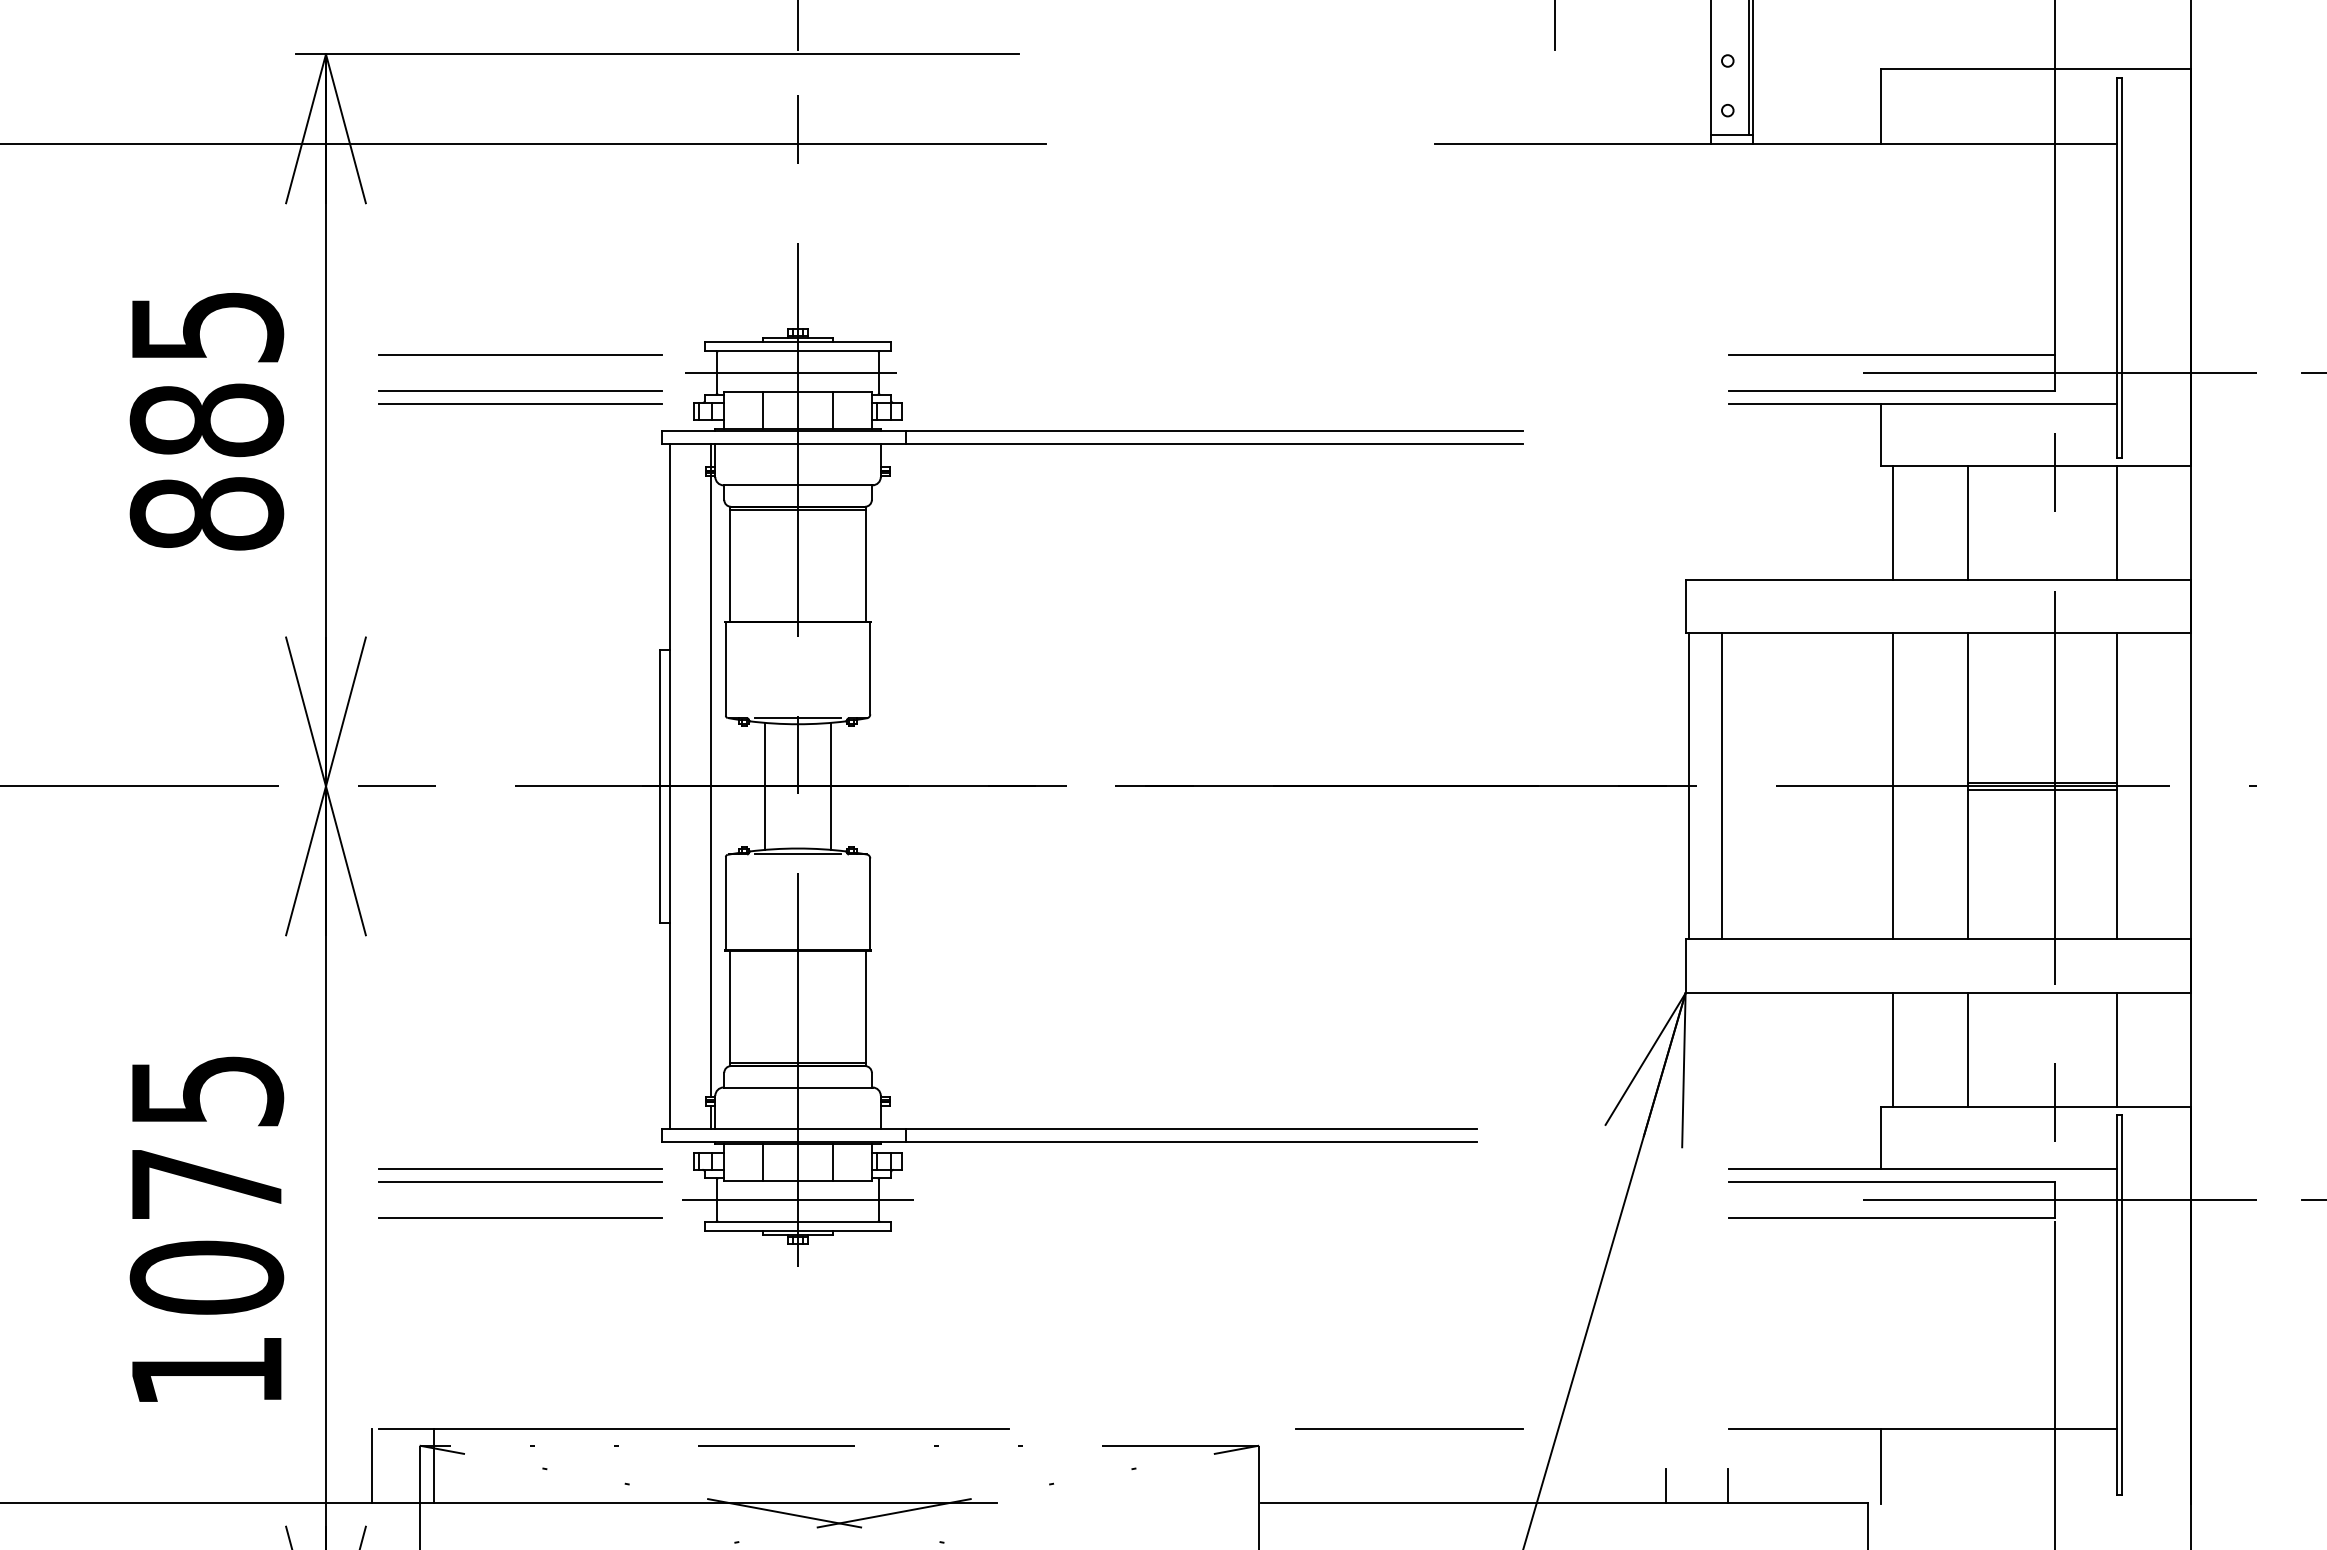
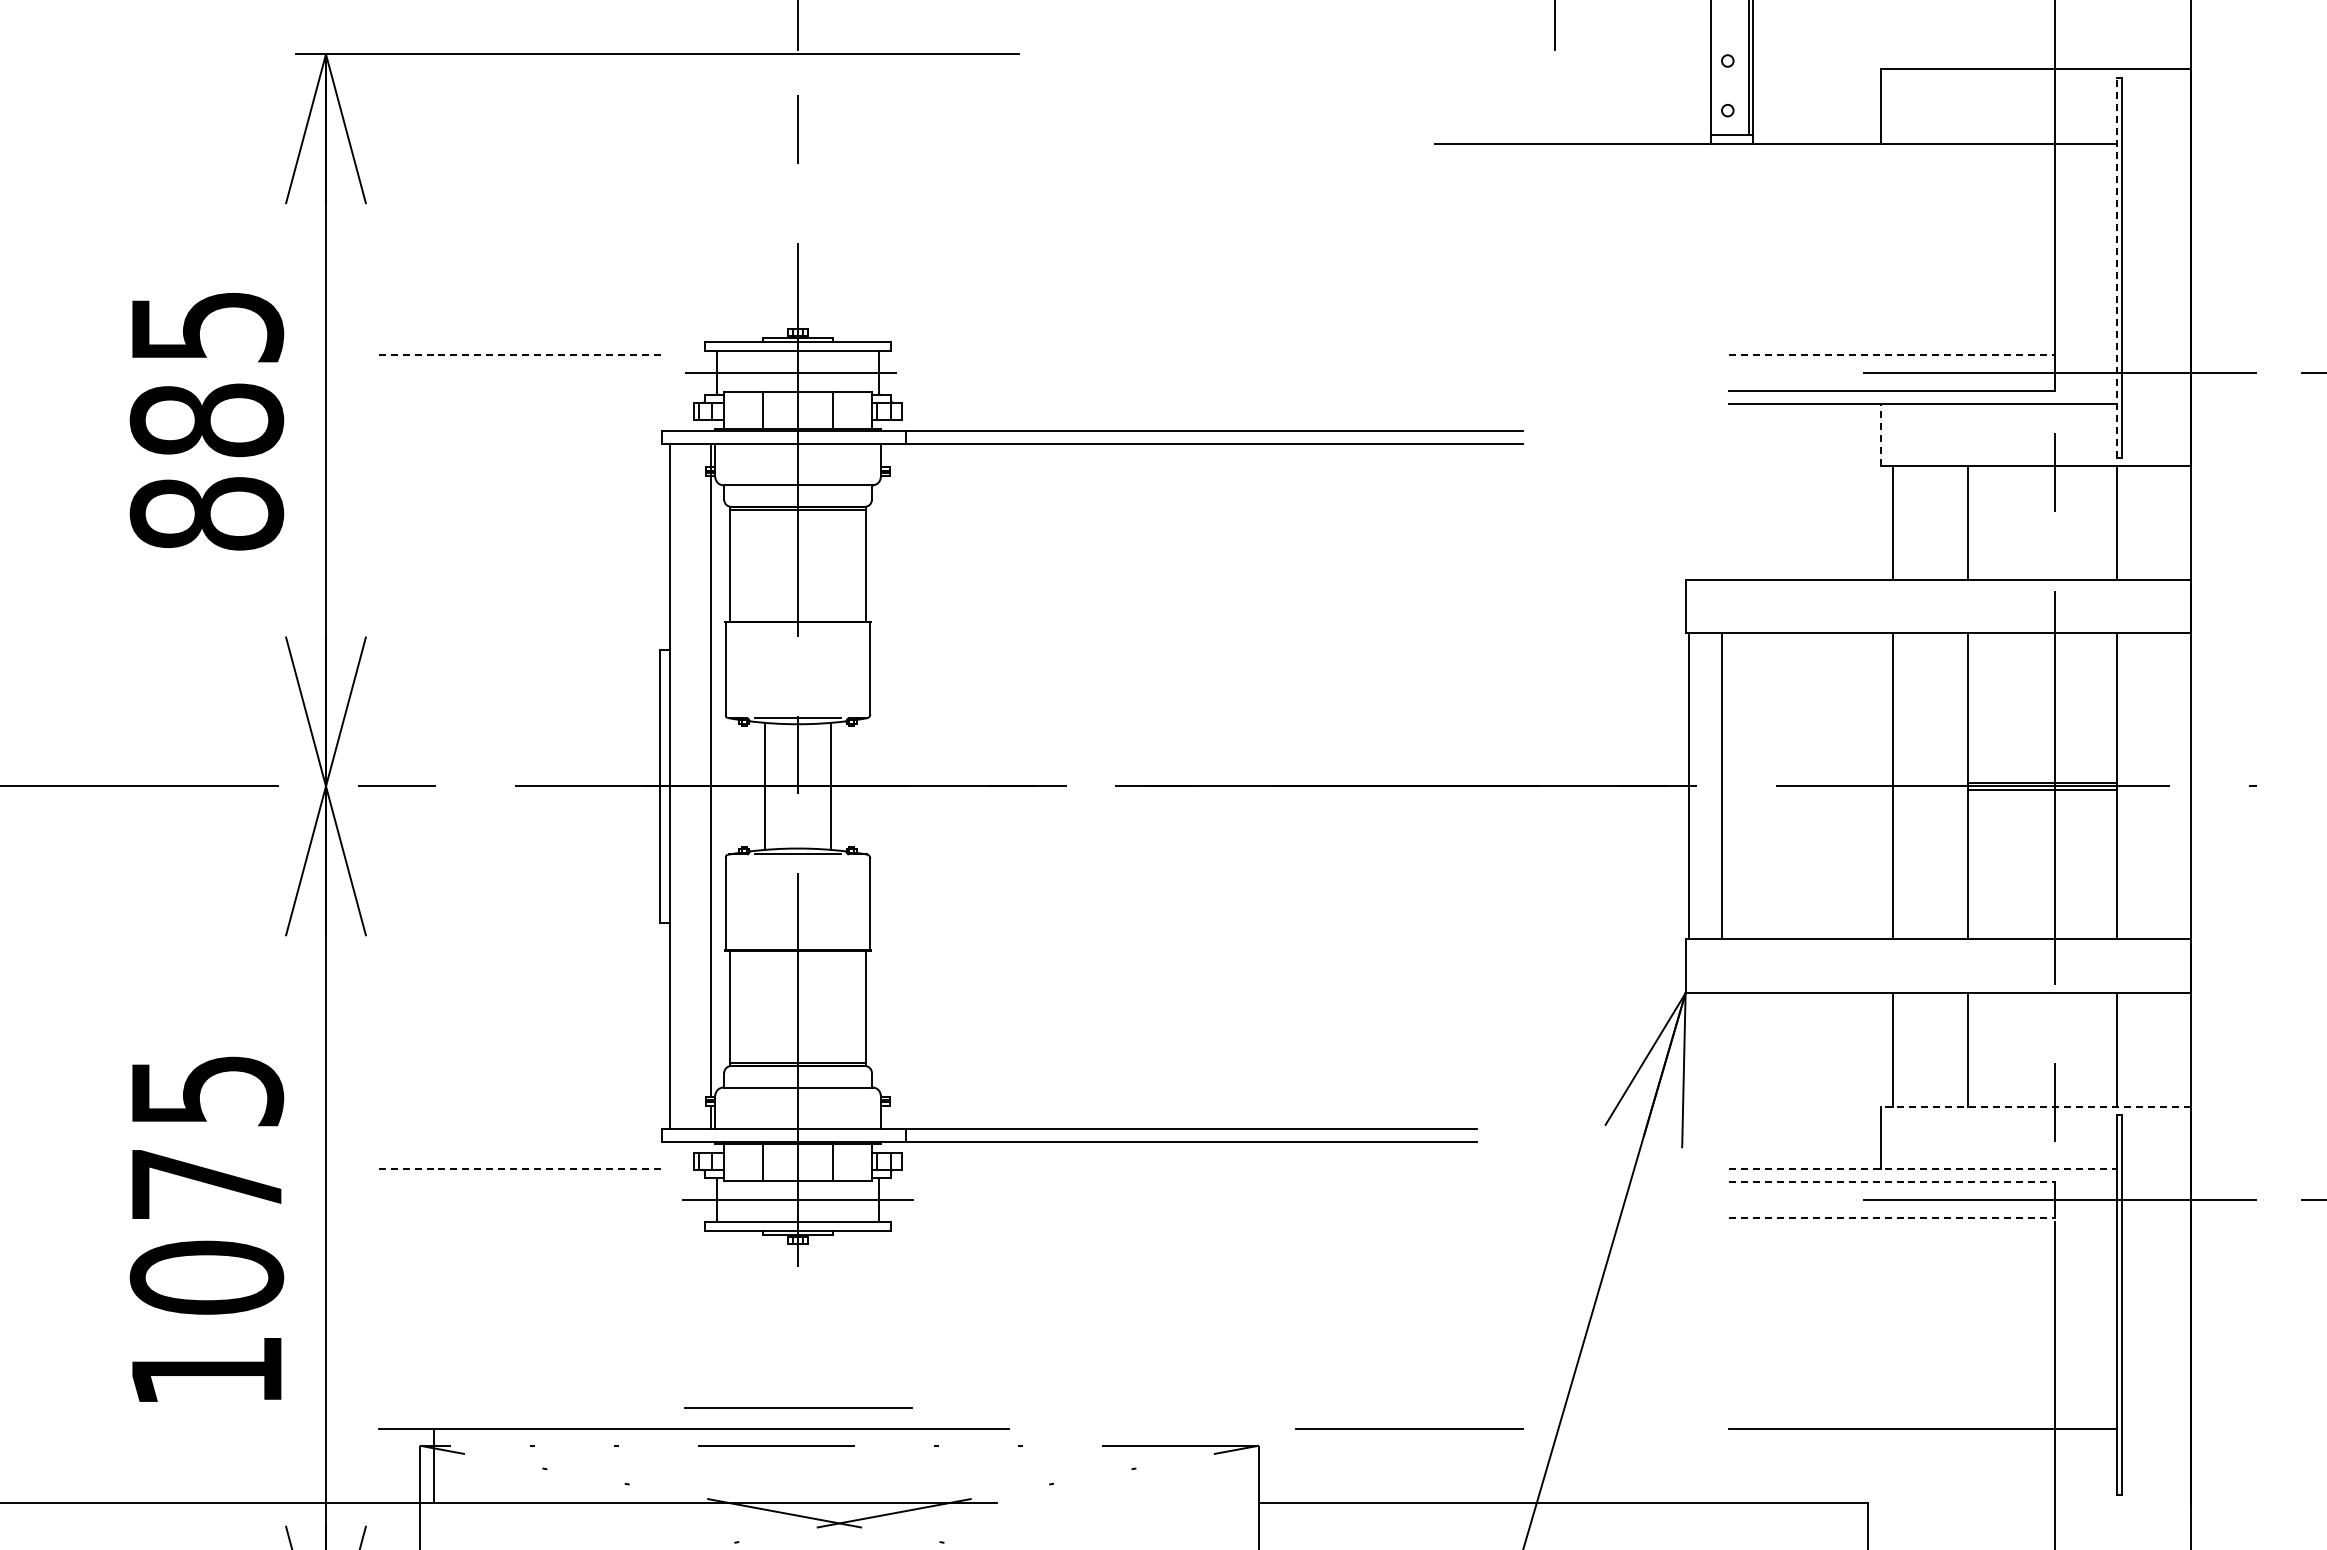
line: present -> none (524, 143)
line: solid -> dashed (2116, 267)
line: solid -> dashed (520, 354)
line: solid -> dashed (1892, 354)
line: present -> none (519, 391)
line: present -> none (519, 404)
line: solid -> dashed (1880, 434)
line: solid -> dashed (2035, 1106)
line: solid -> dashed (520, 1168)
line: solid -> dashed (1922, 1168)
line: present -> none (519, 1181)
line: solid -> dashed (1892, 1181)
line: present -> none (520, 1217)
line: solid -> dashed (1892, 1218)
line: none -> present (798, 1407)
line: present -> none (372, 1465)
line: present -> none (1880, 1466)
line: present -> none (1665, 1485)
line: present -> none (1727, 1485)
